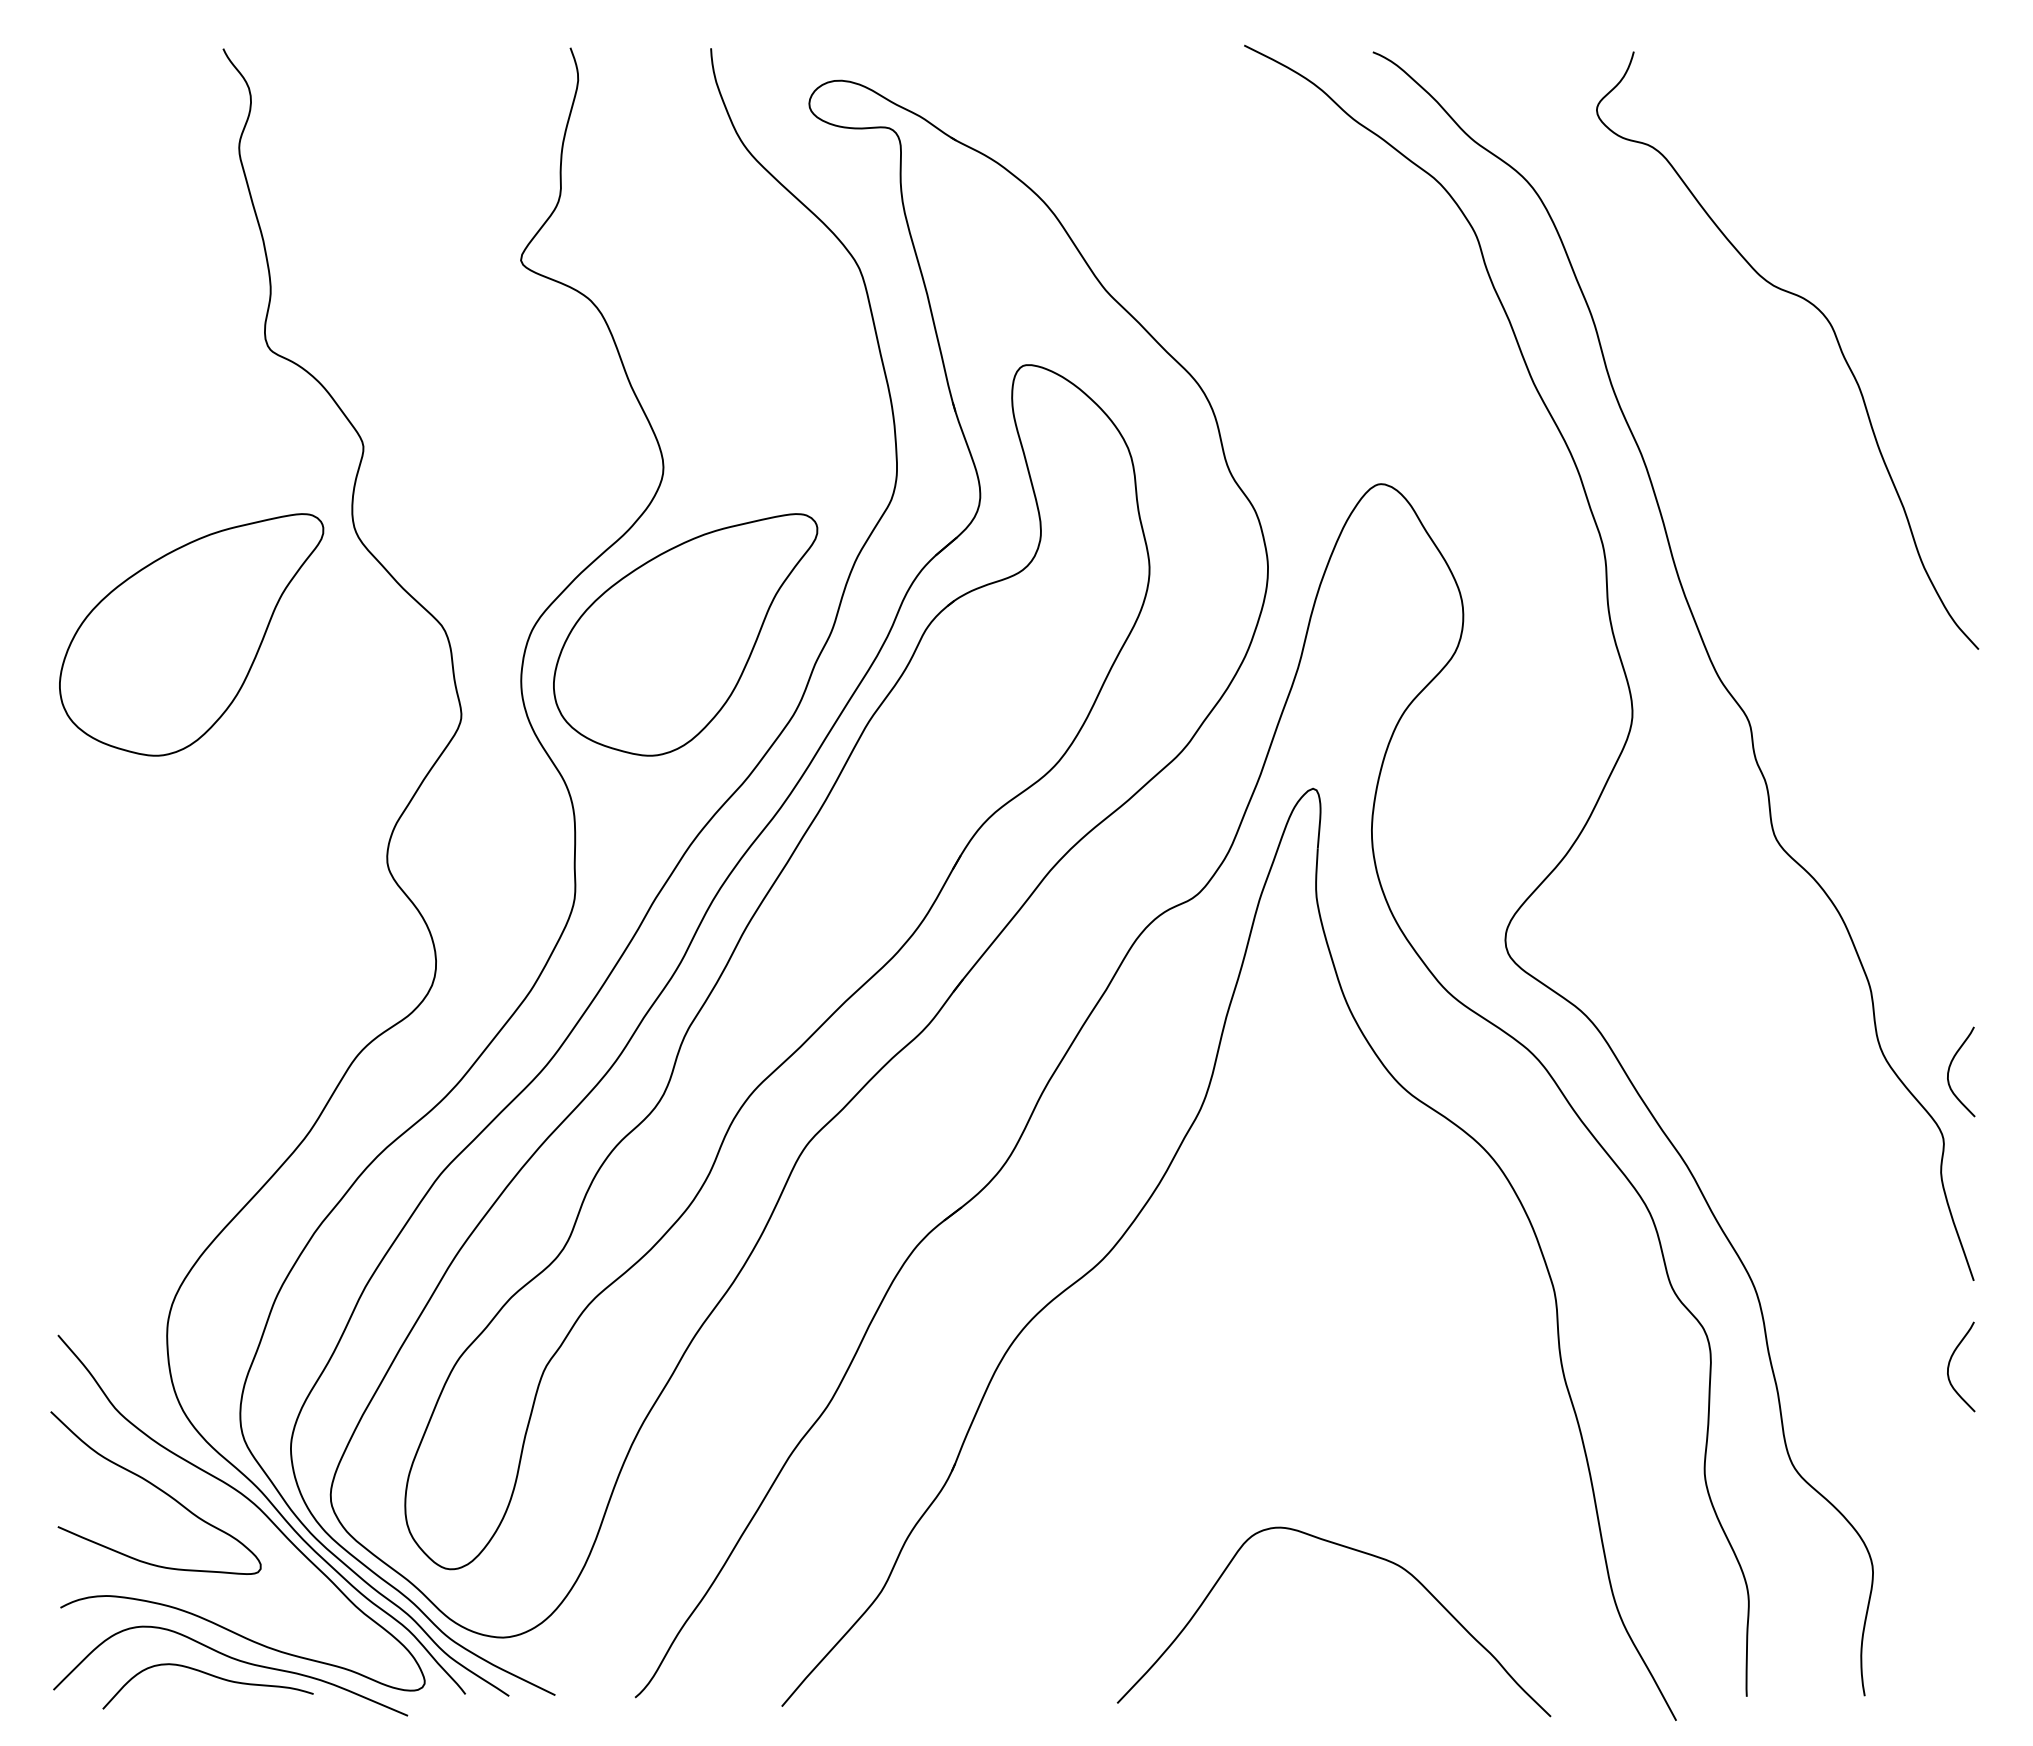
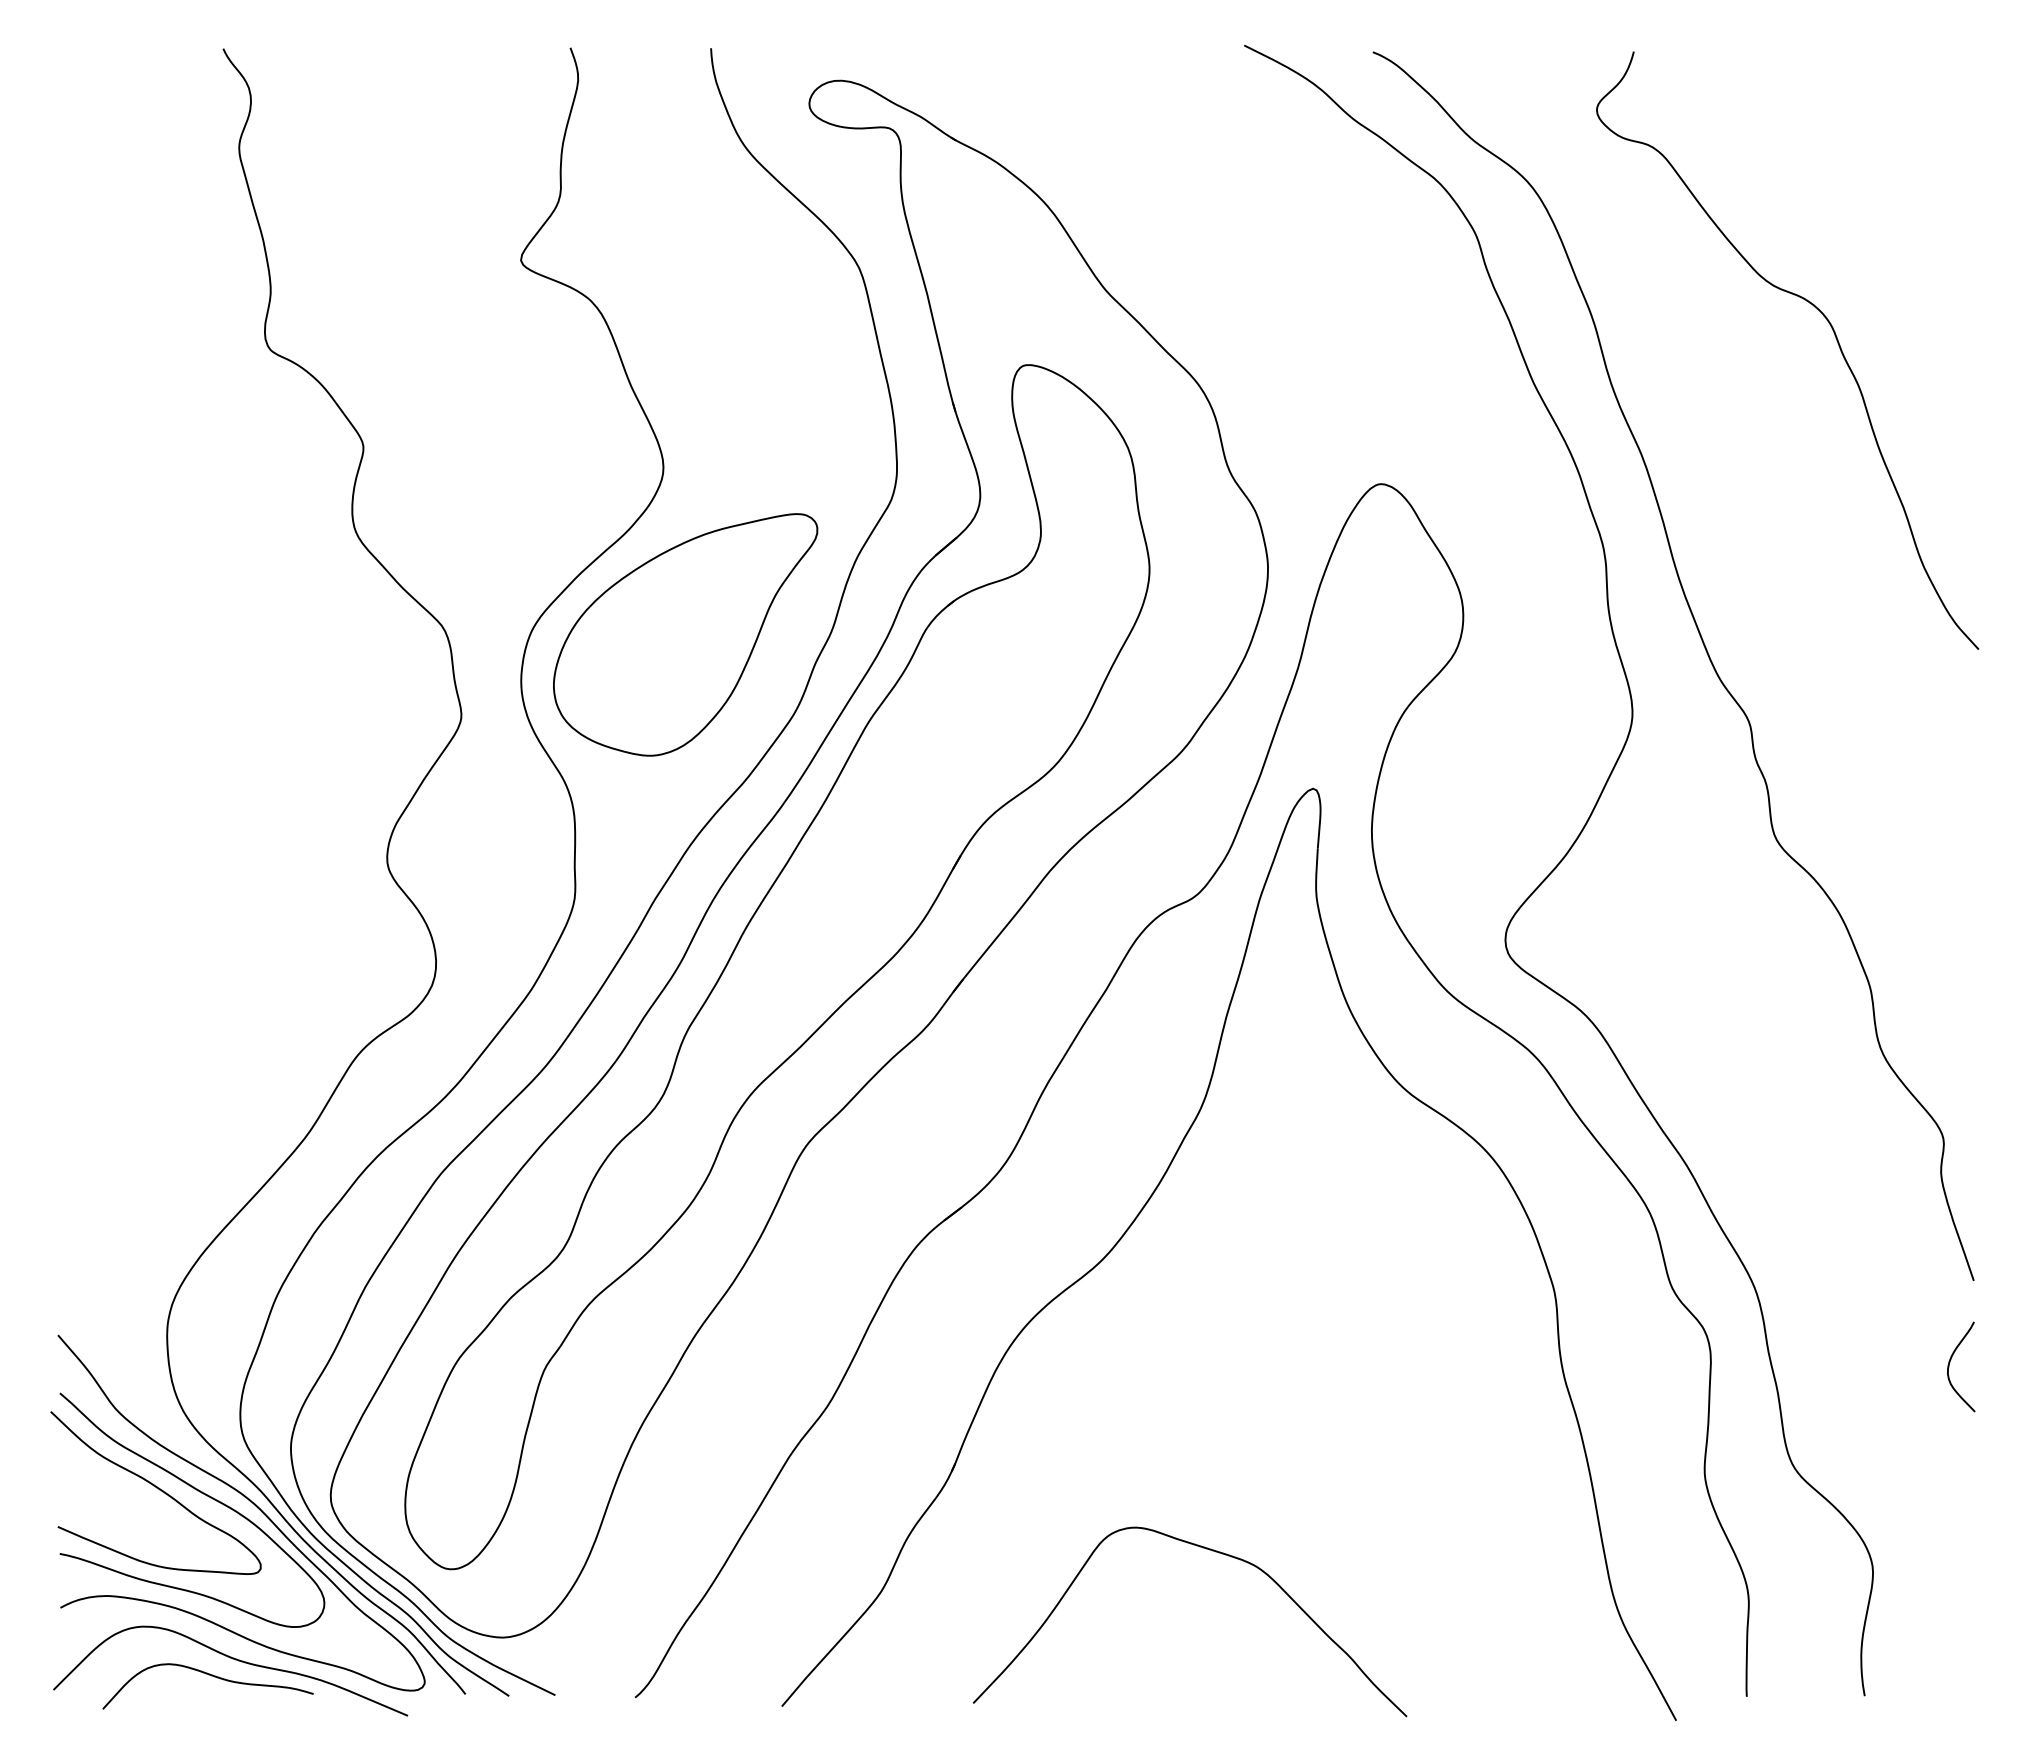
part: present -> none (191, 634)
curve: present -> none (1950, 1067)
curve: none -> present (201, 1493)
curve position: (1356, 1551) -> (1212, 1551) (1212, 1551)
